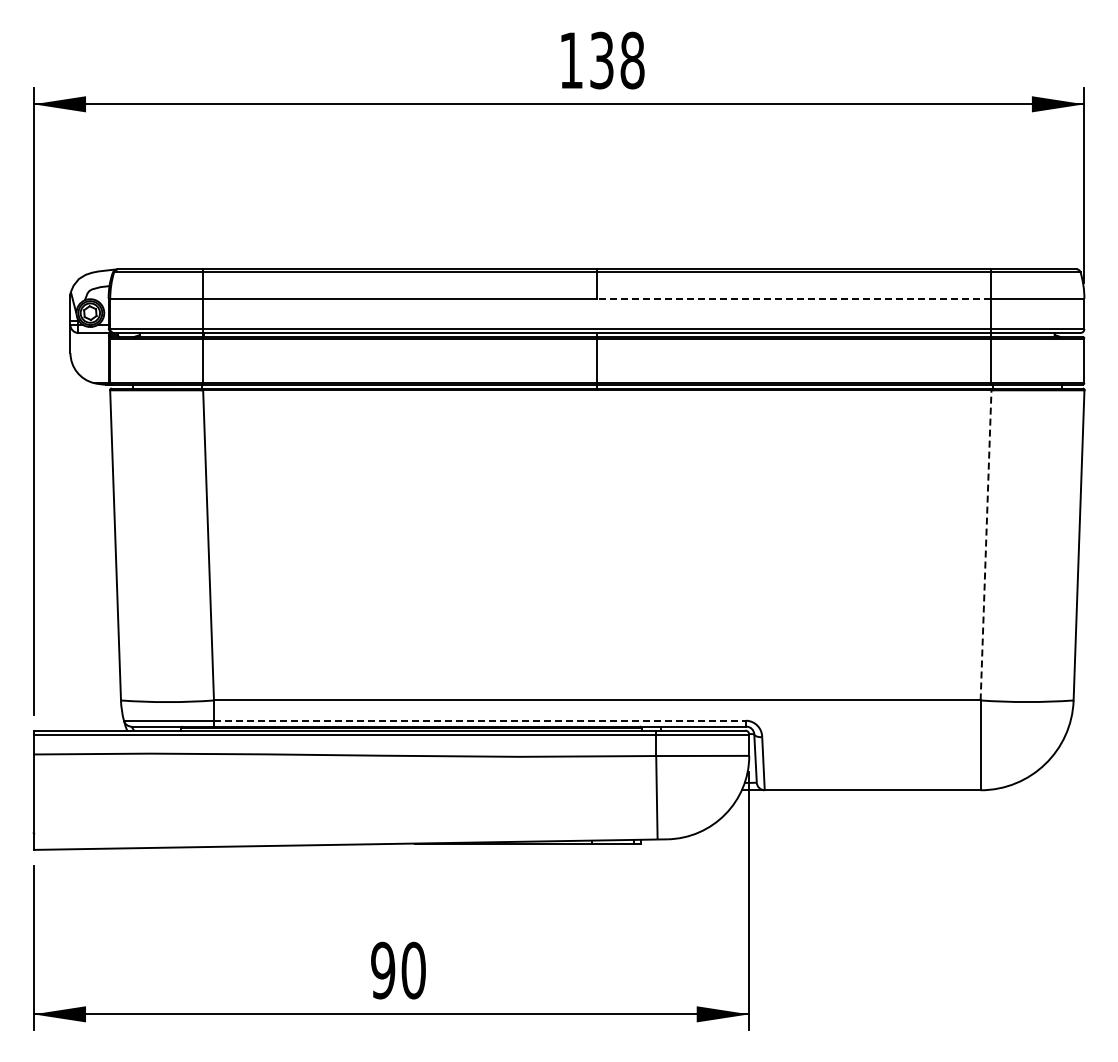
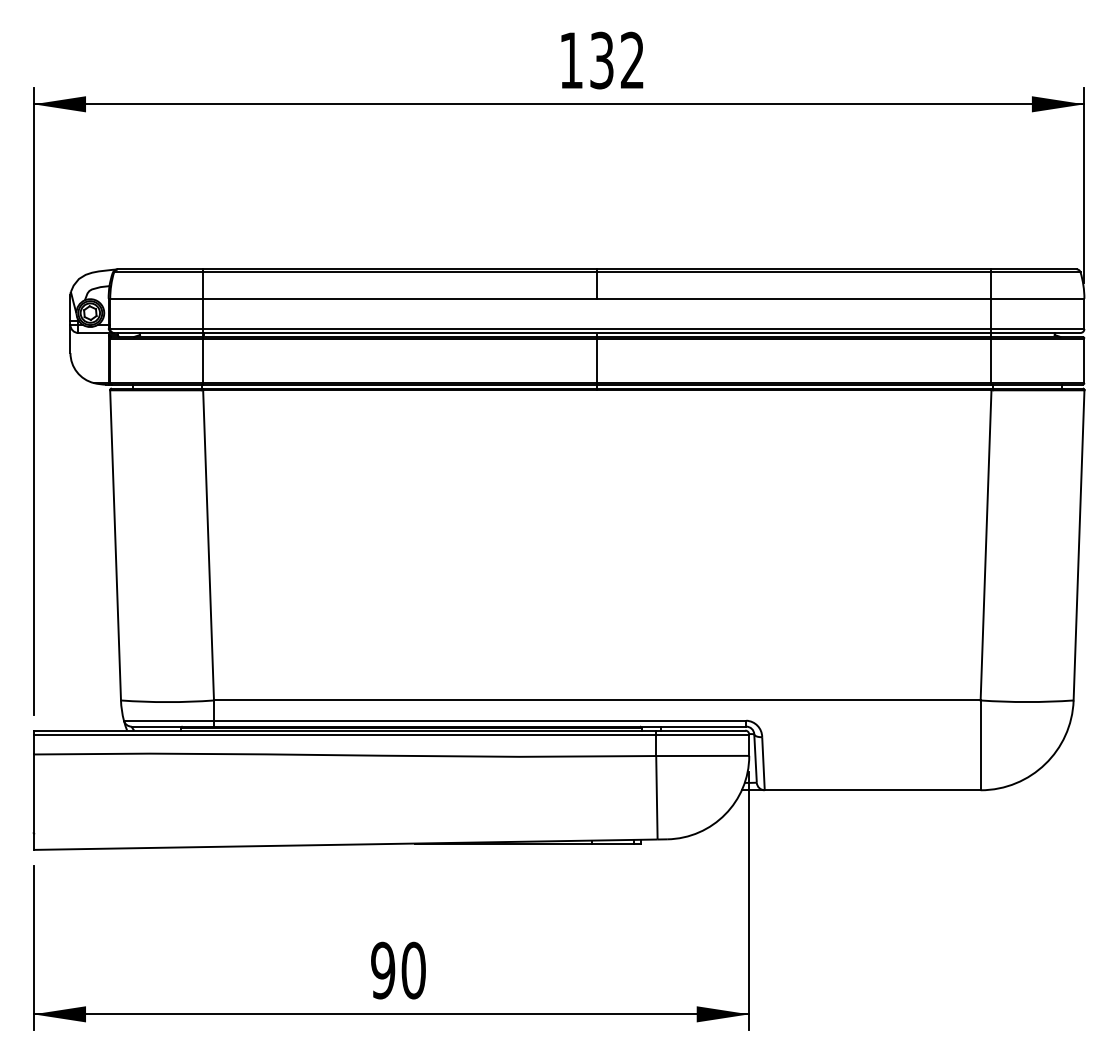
text: 138 -> 132 (632, 60)
line: dashed -> solid (793, 298)
line: dashed -> solid (986, 544)
line: dashed -> solid (480, 720)
